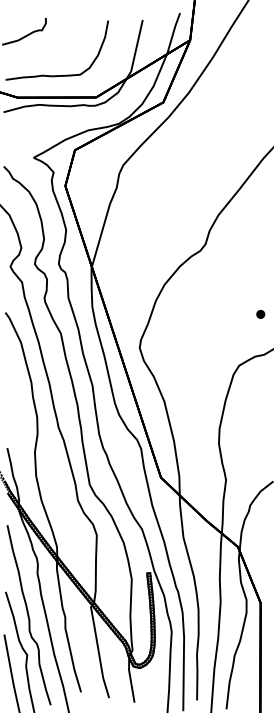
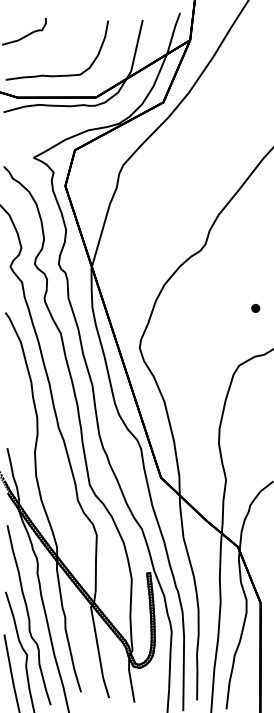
part position: (260, 314) -> (255, 308) (255, 308)
